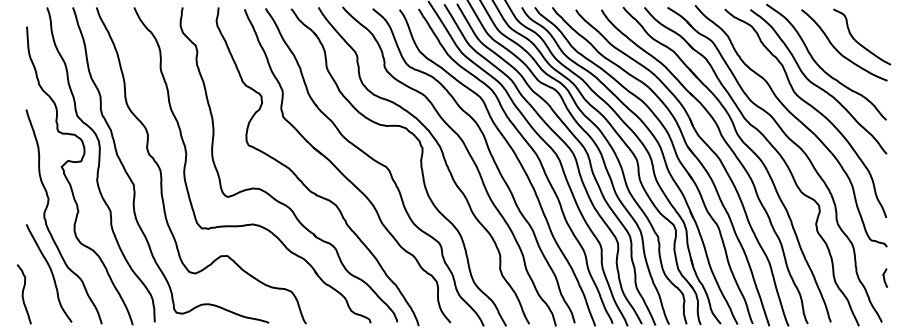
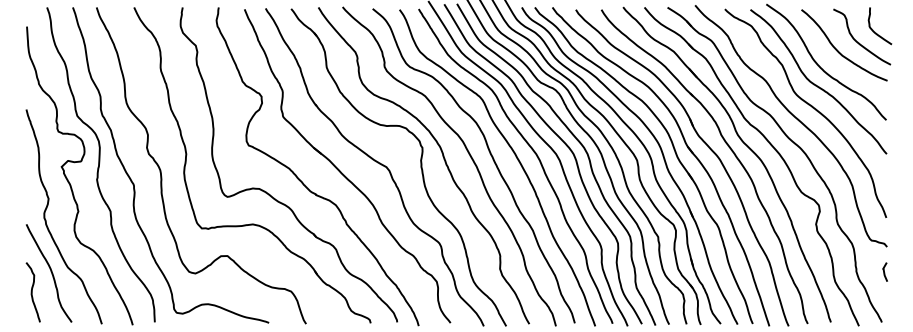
curve: none -> present (876, 32)
curve position: (884, 277) -> (884, 271) (884, 271)
curve position: (23, 294) -> (32, 292) (32, 292)
